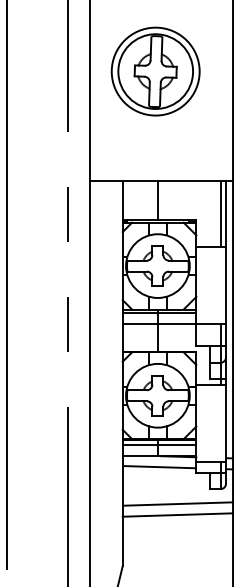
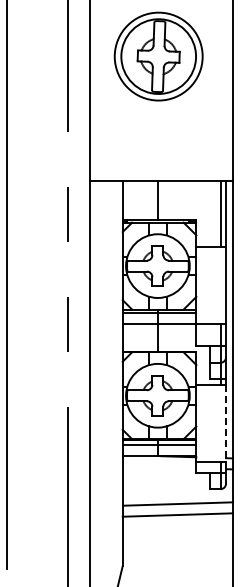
part position: (155, 71) -> (158, 56) (158, 56)
line: solid -> dashed (226, 423)
line: present -> none (159, 467)
